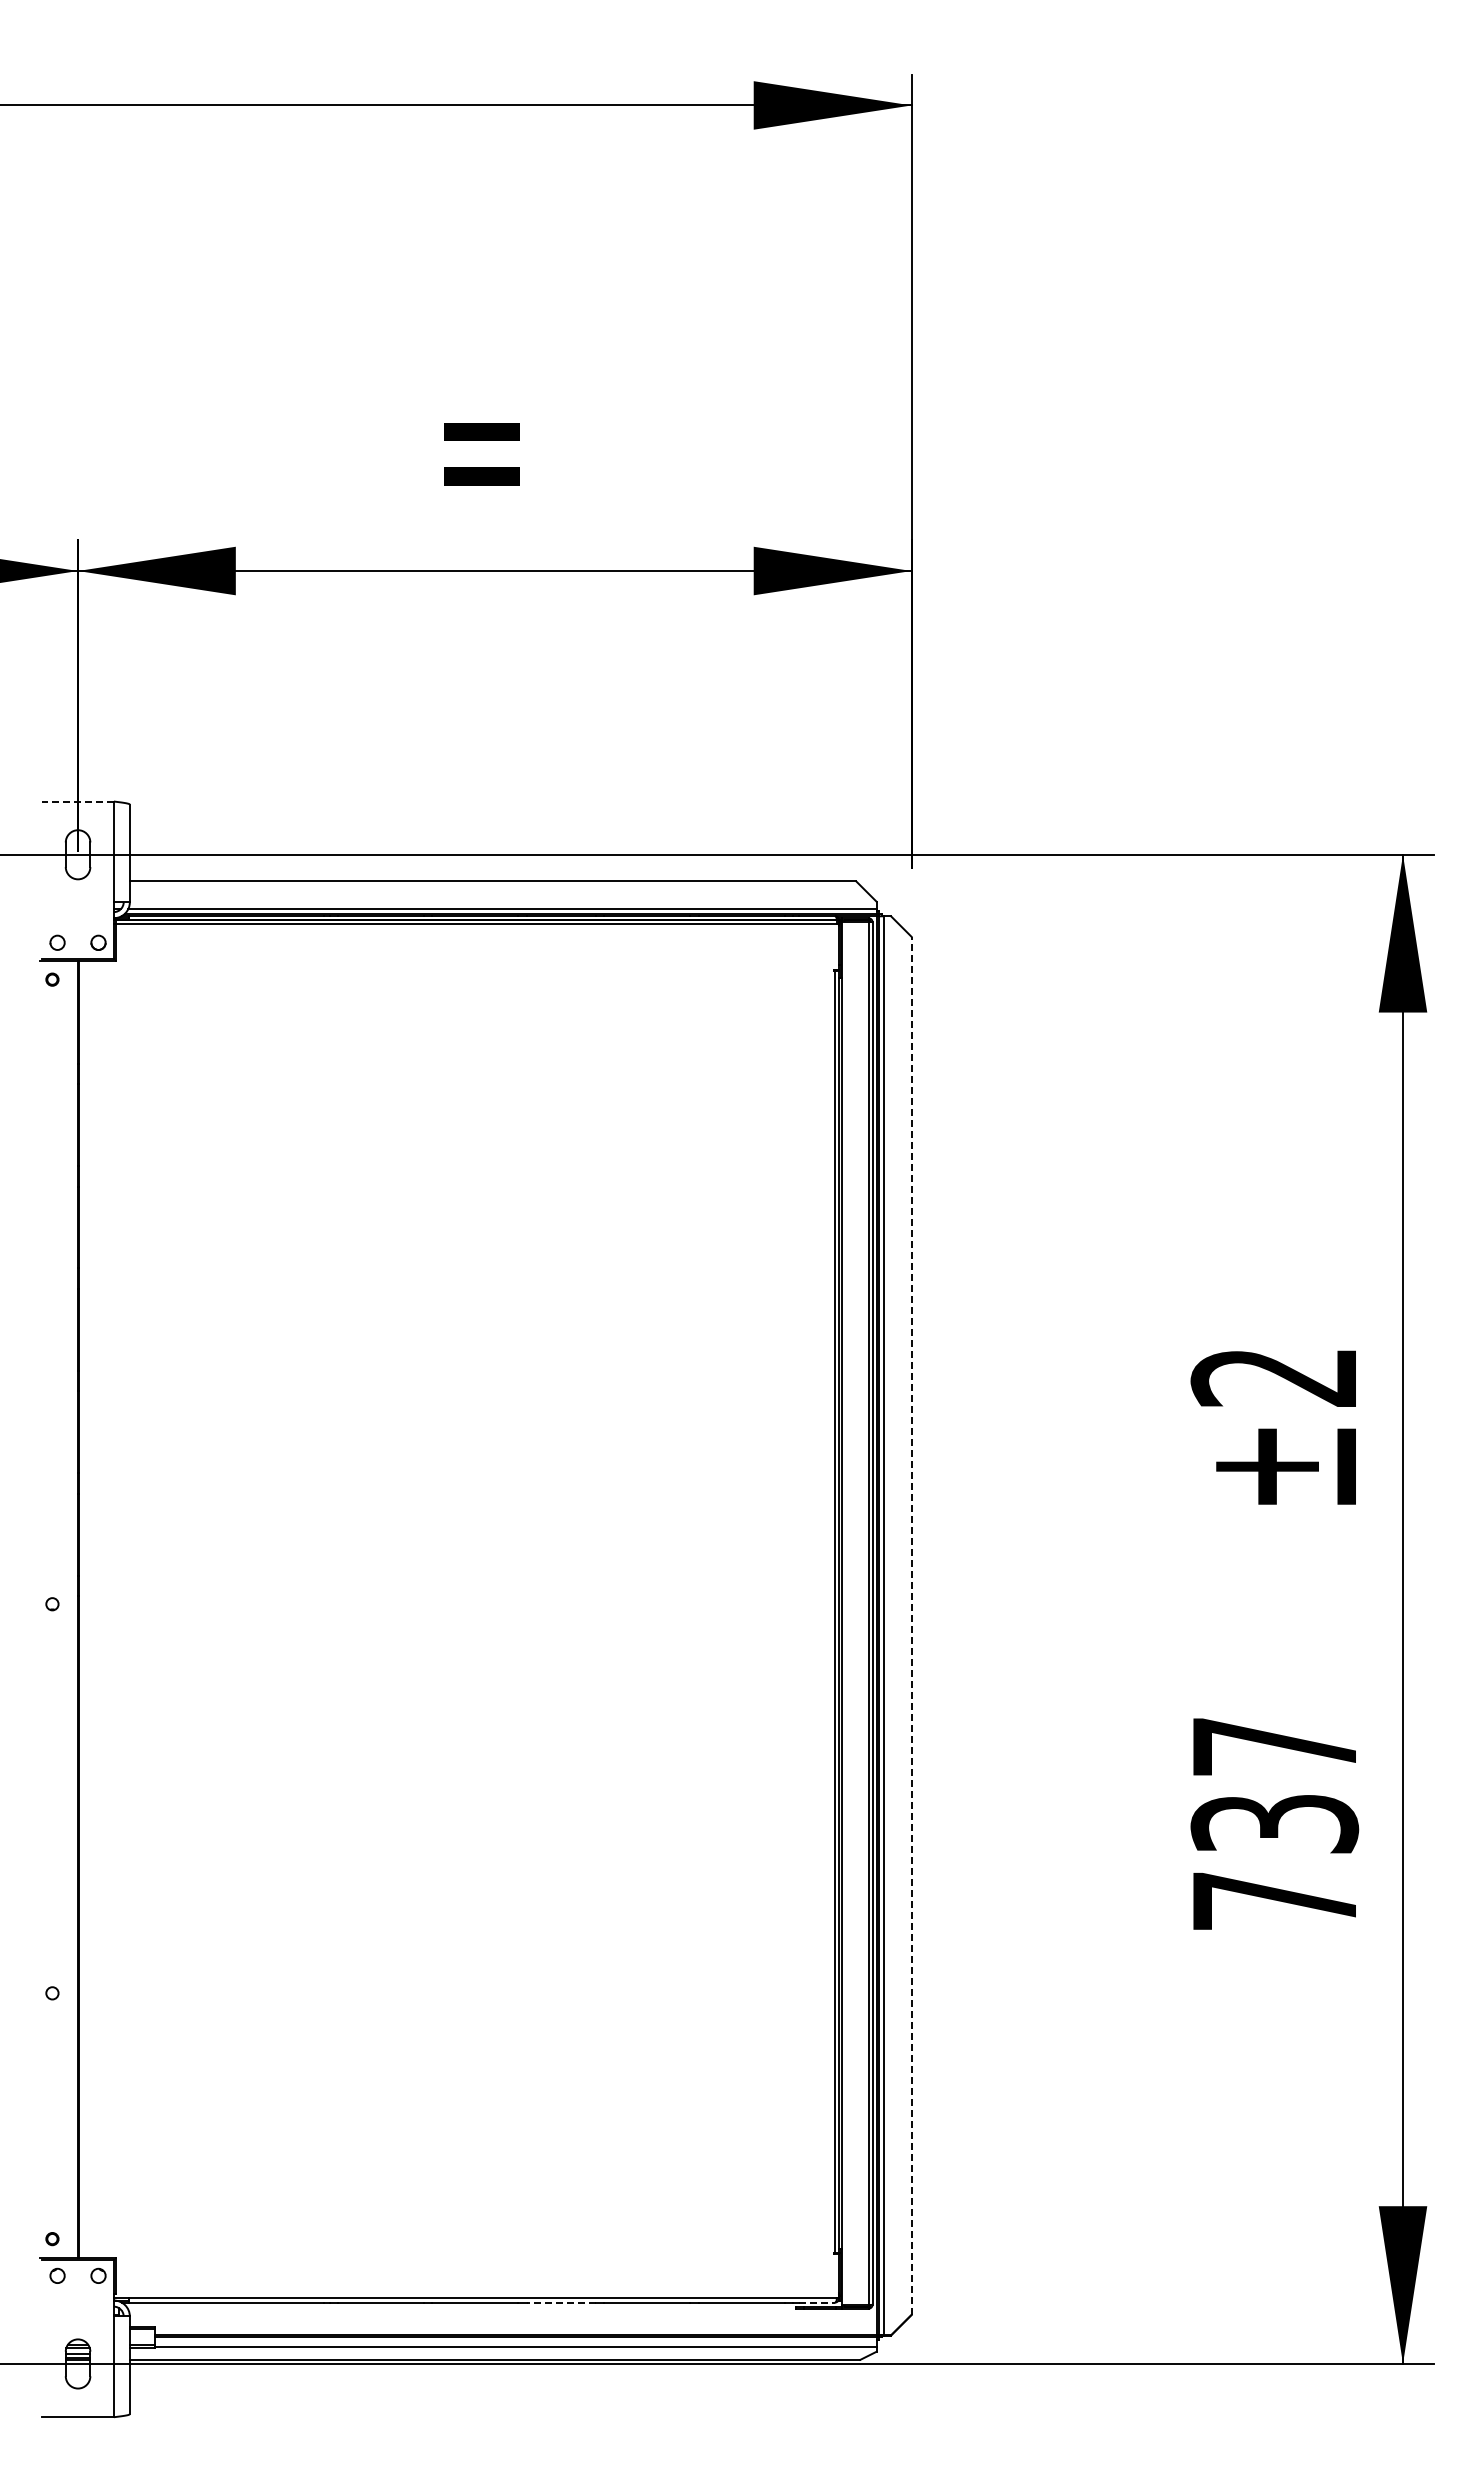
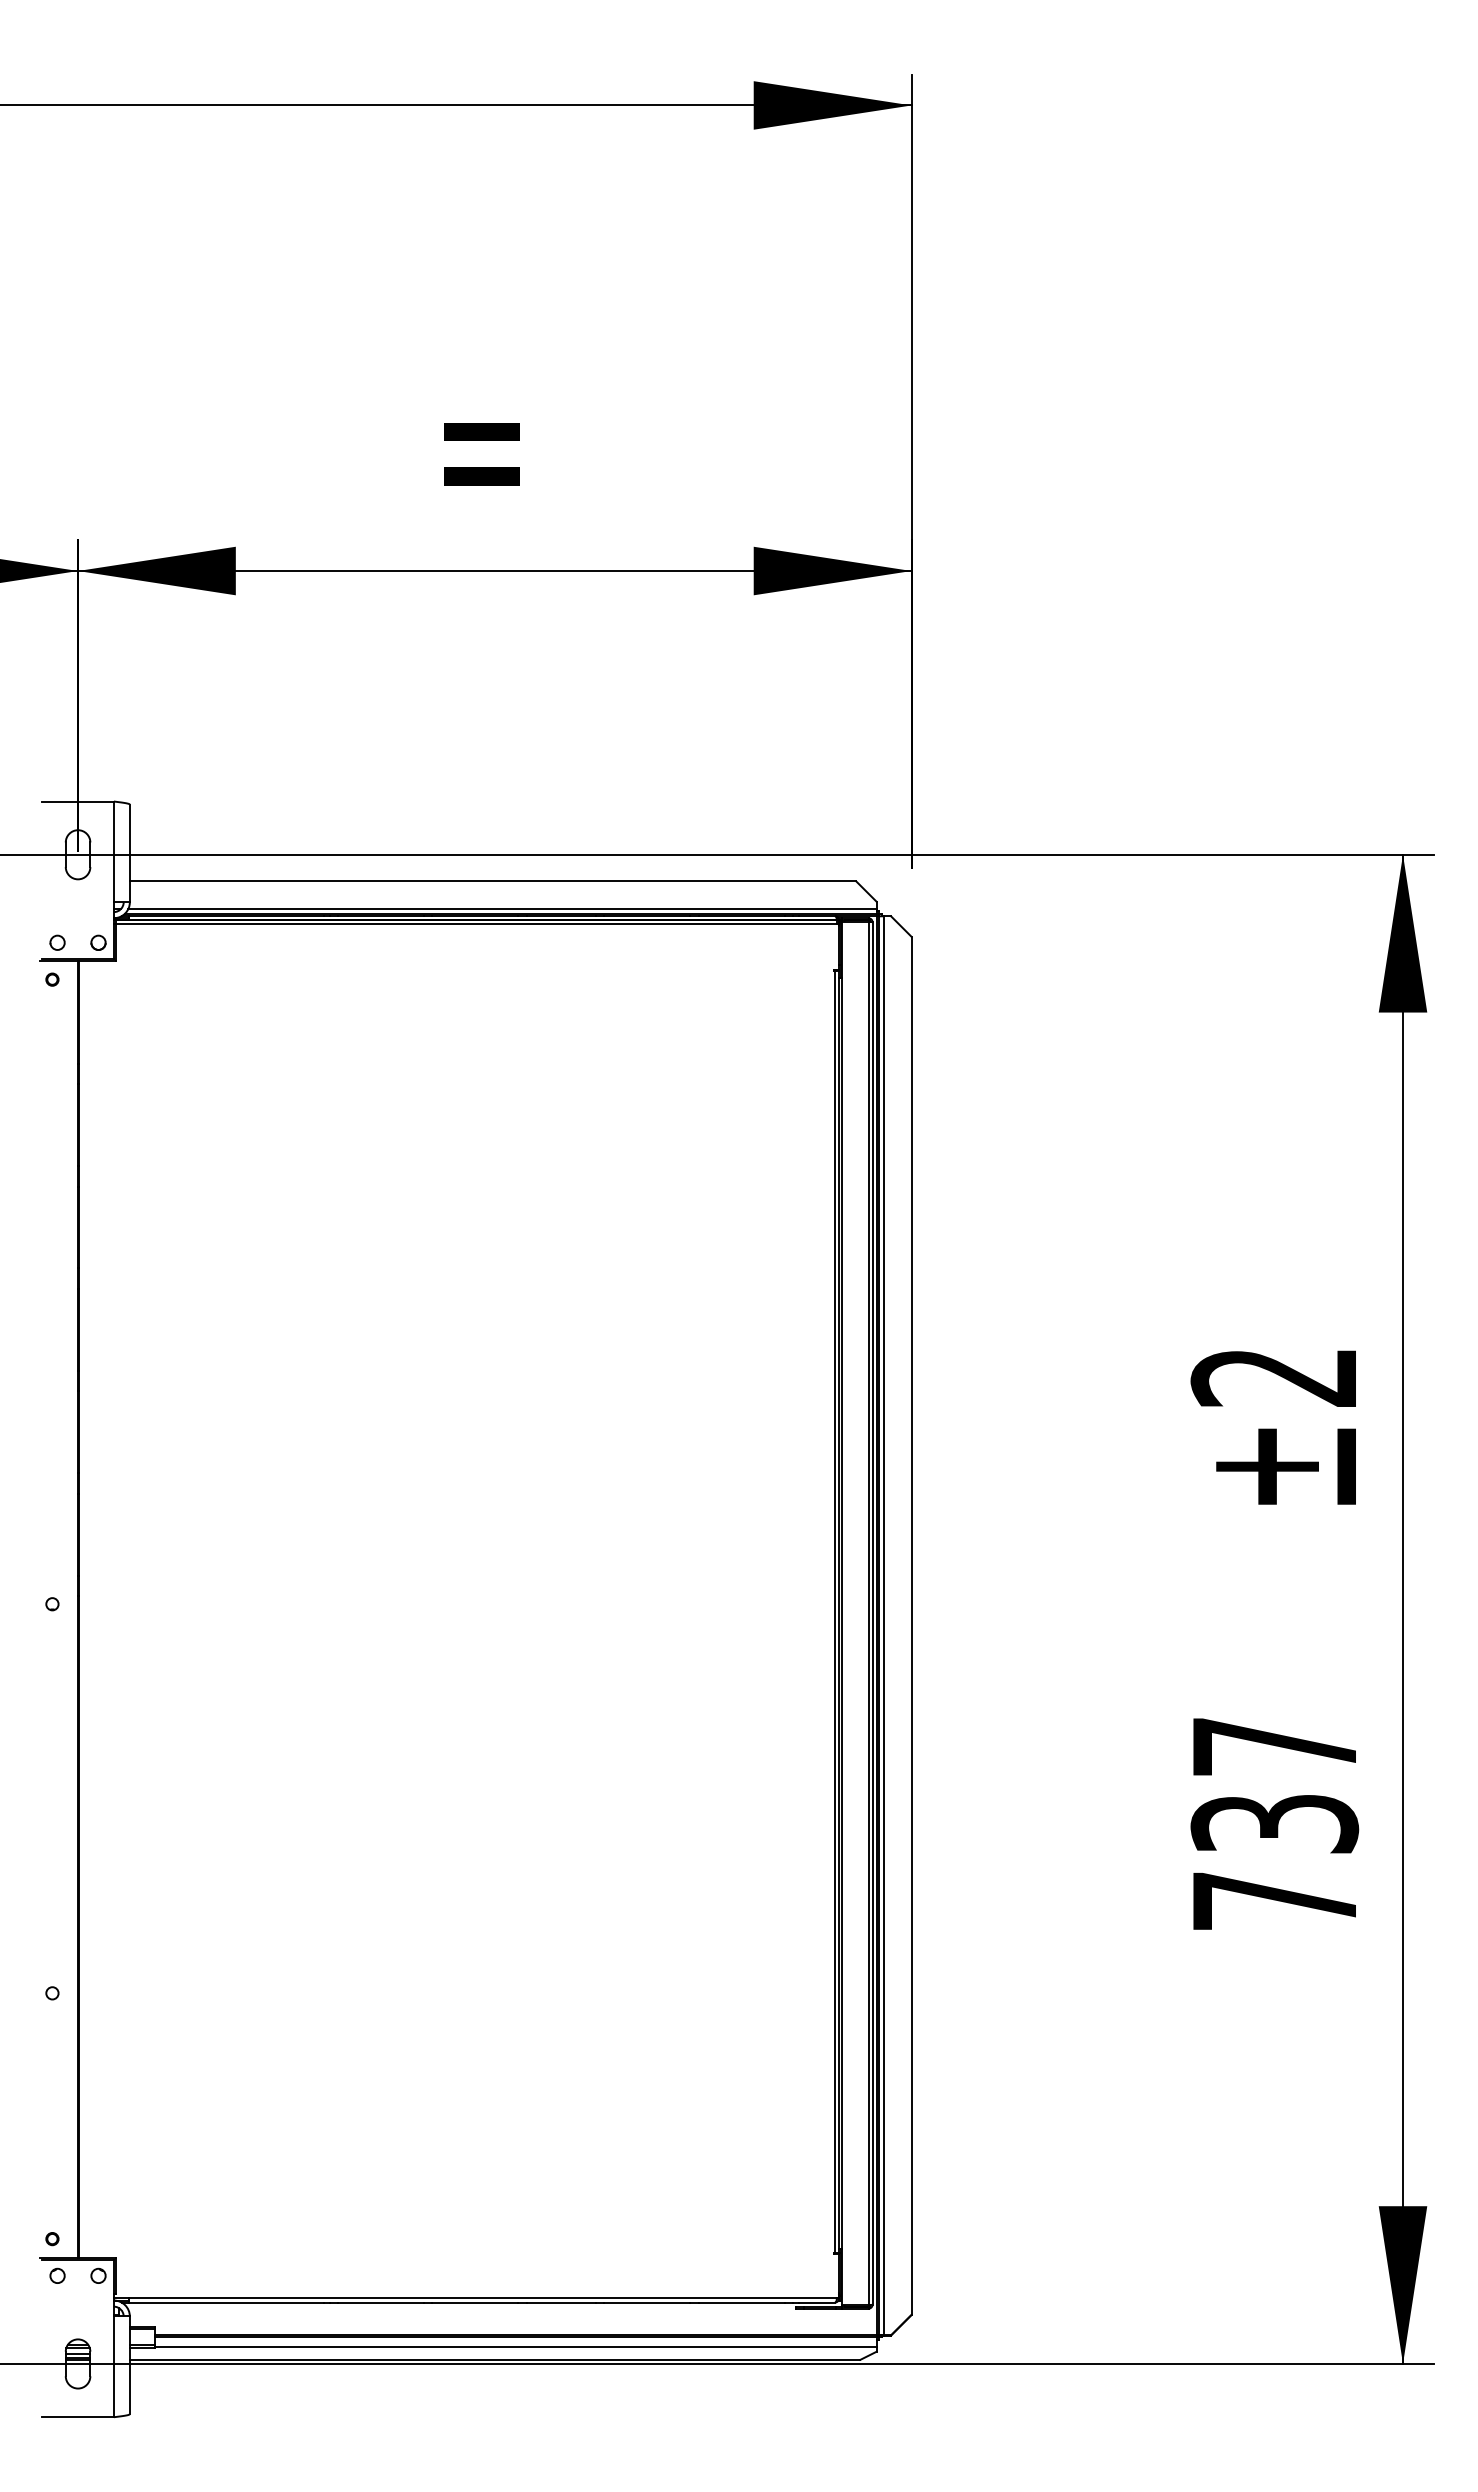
line: dashed -> solid (78, 801)
line: dashed -> solid (911, 1625)
line: dashed -> solid (561, 2302)
line: dashed -> solid (817, 2302)
